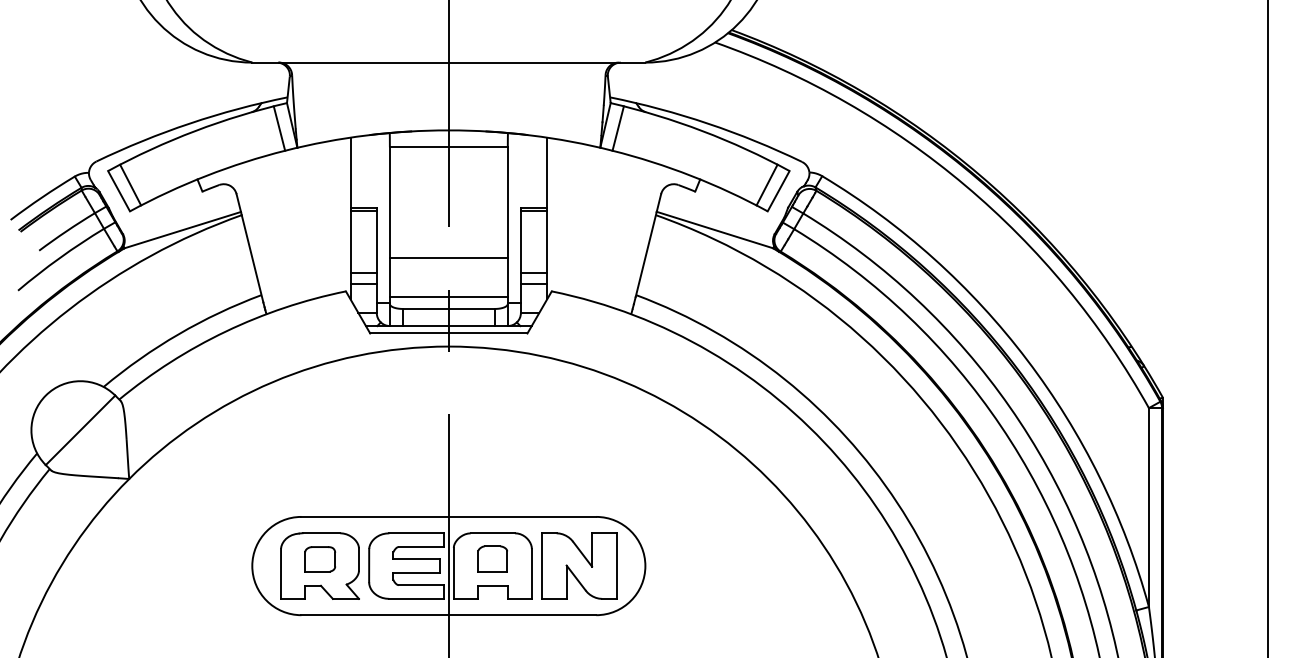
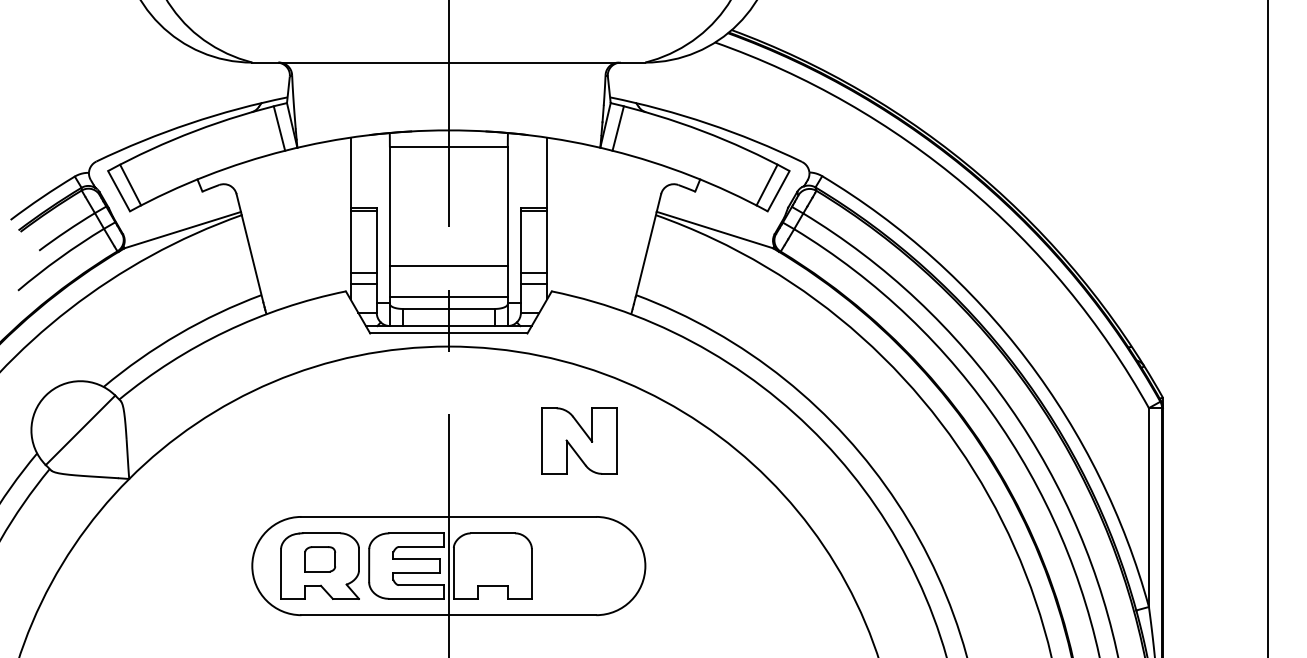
line position: (448, 257) -> (448, 265) (448, 265)
part: present -> none (492, 558)
part position: (579, 565) -> (579, 440) (579, 440)
